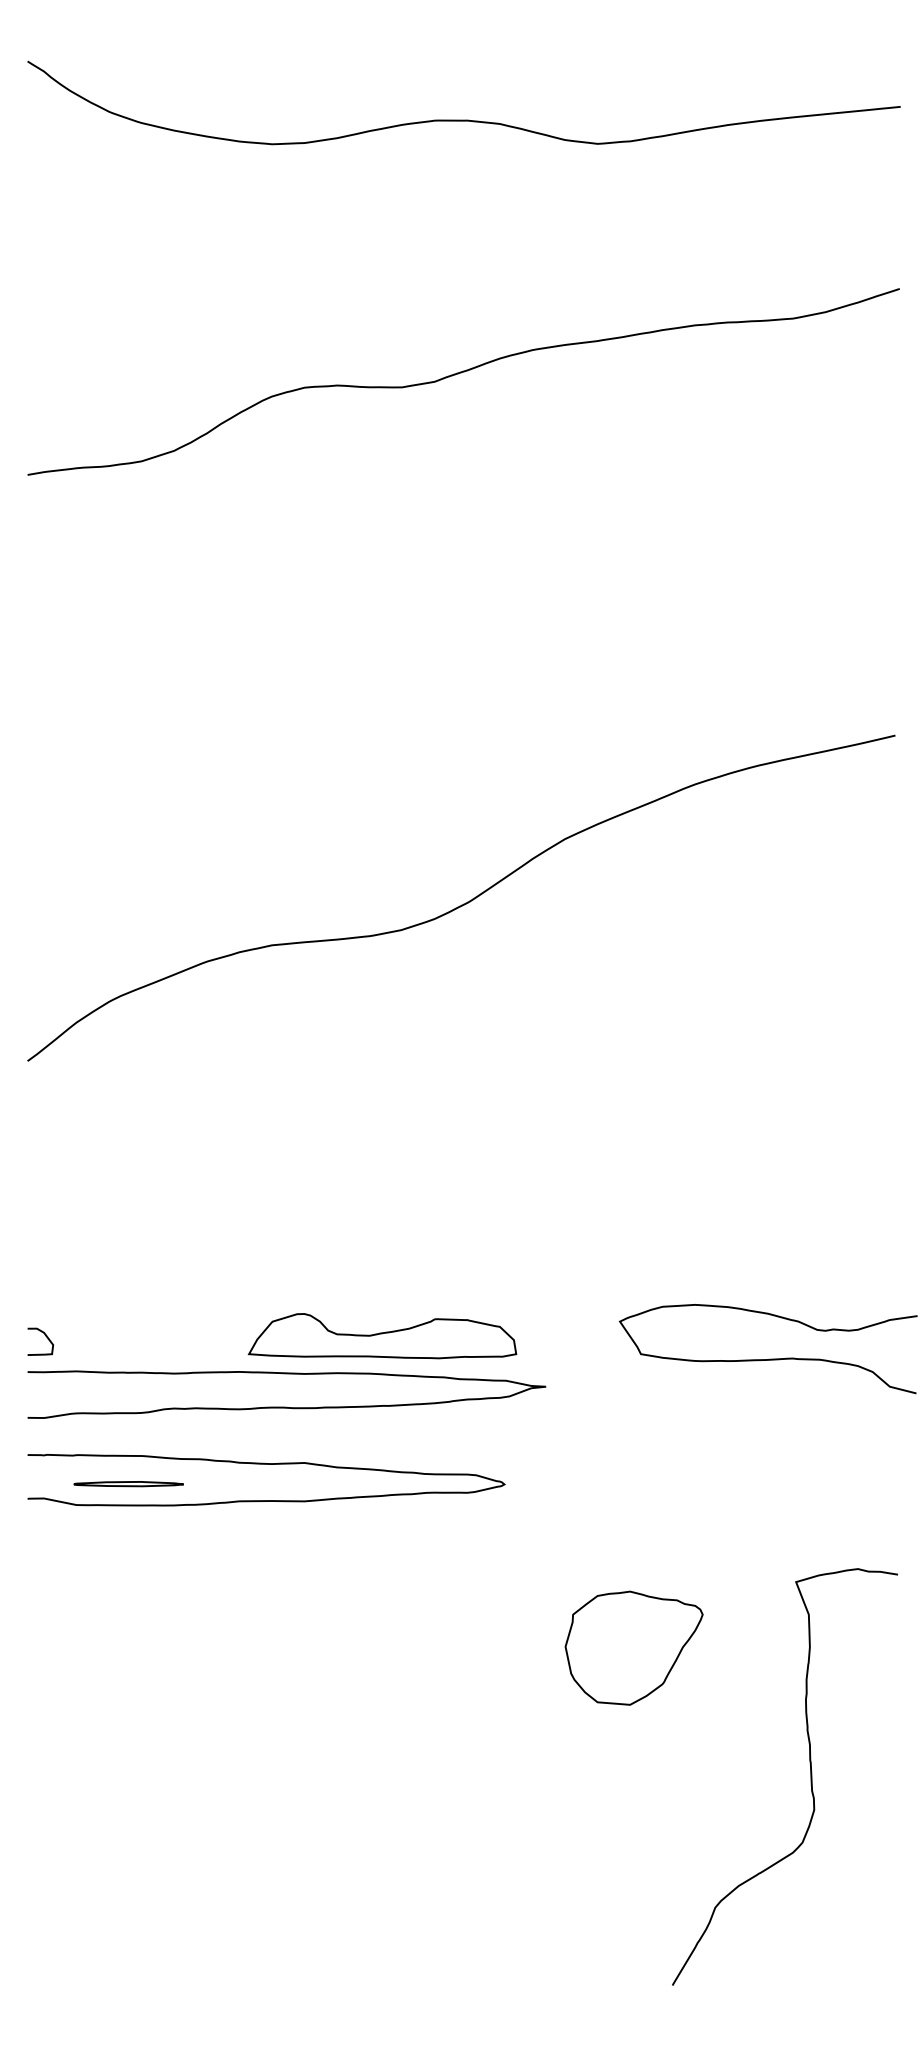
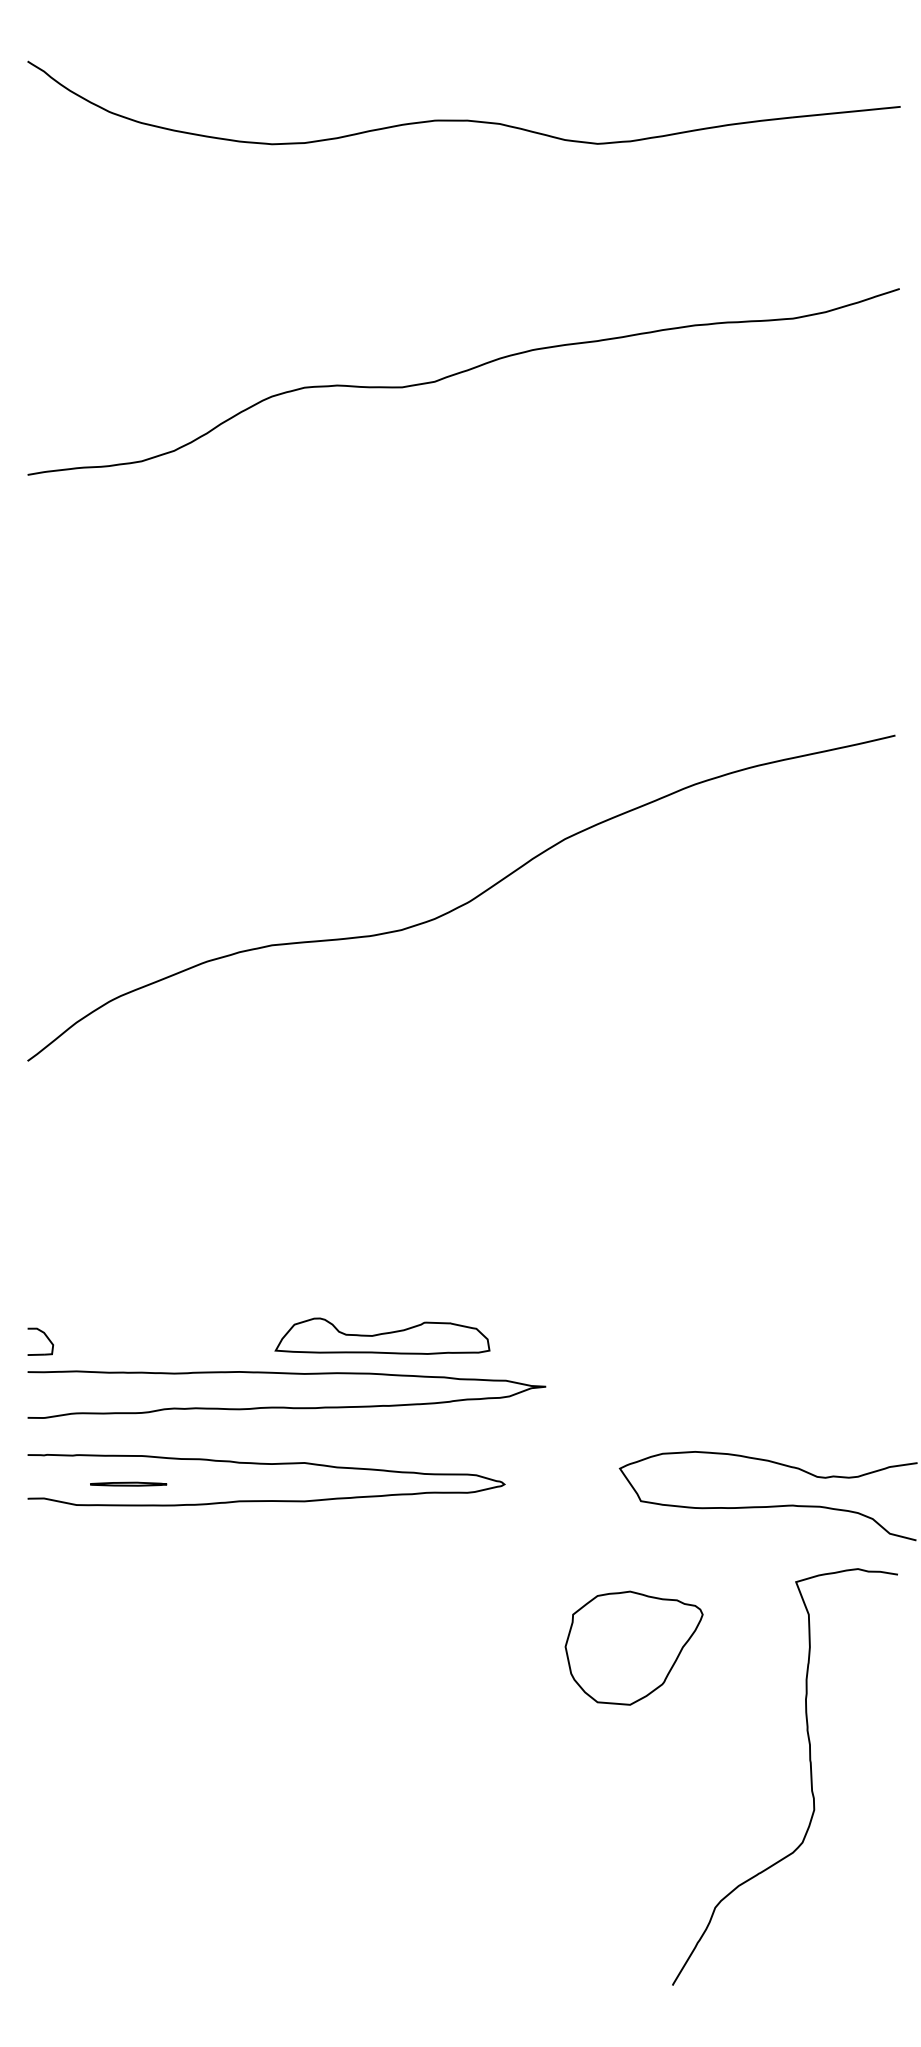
part size: 271x47 px -> 217x38 px (382, 1335)
curve position: (769, 1358) -> (769, 1505) (769, 1505)
part size: 111x7 px -> 78x6 px (128, 1483)
